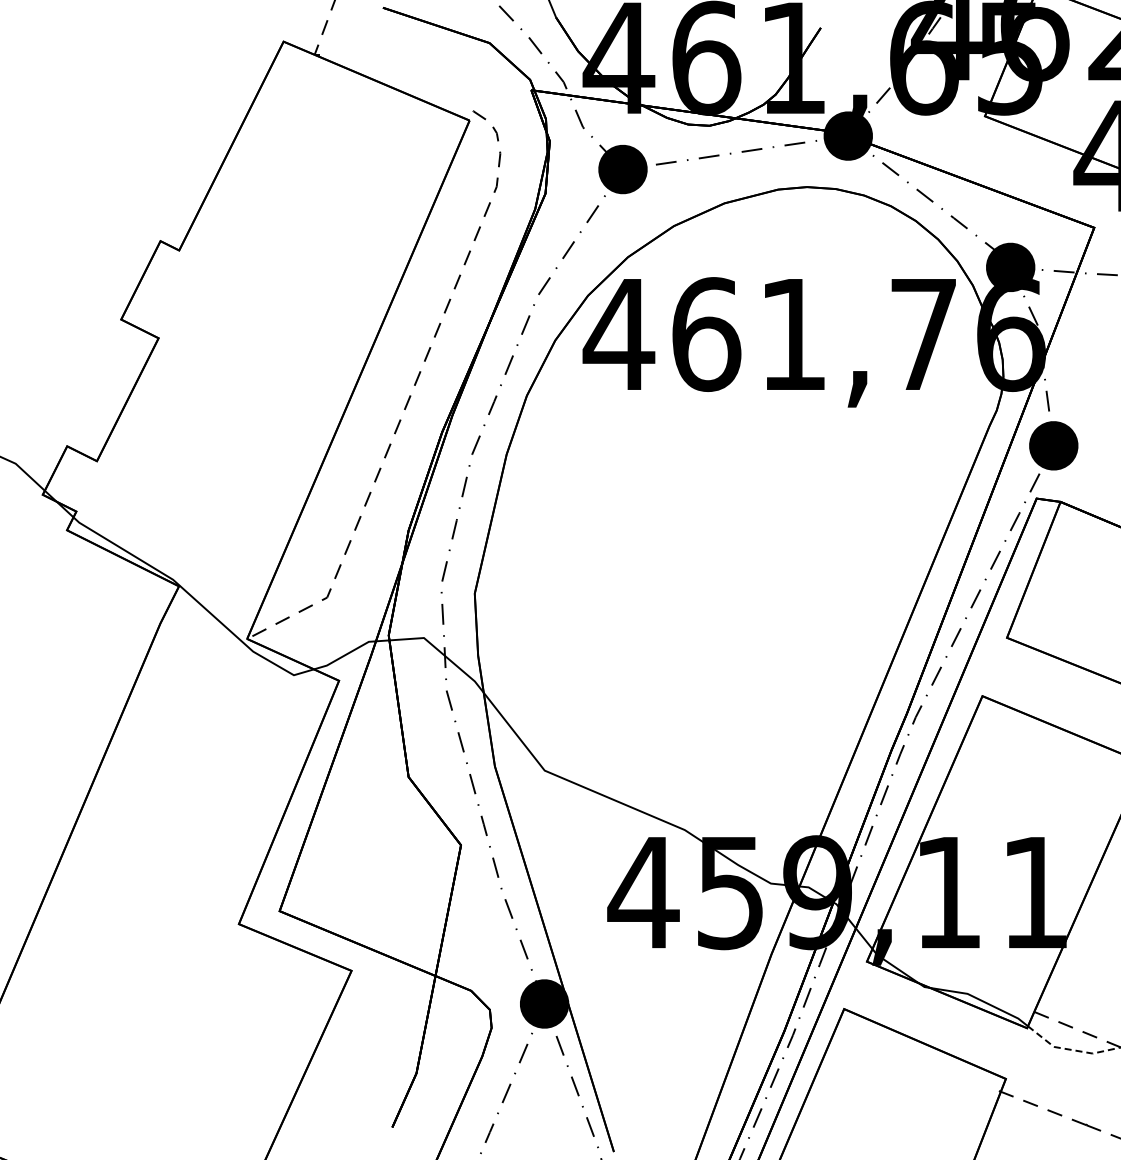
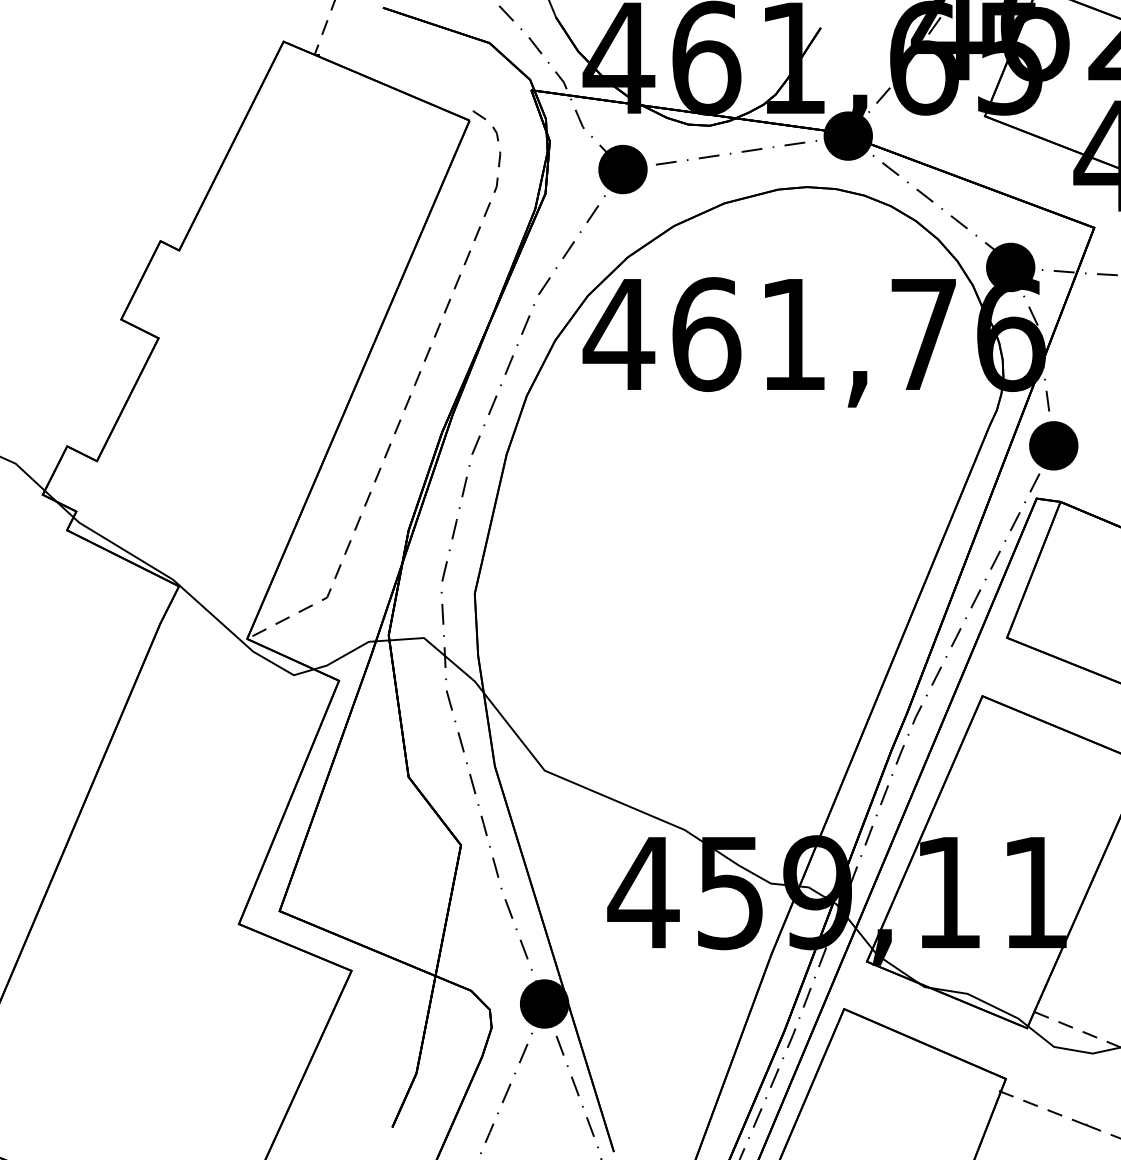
line: dashed -> solid (1071, 1049)
